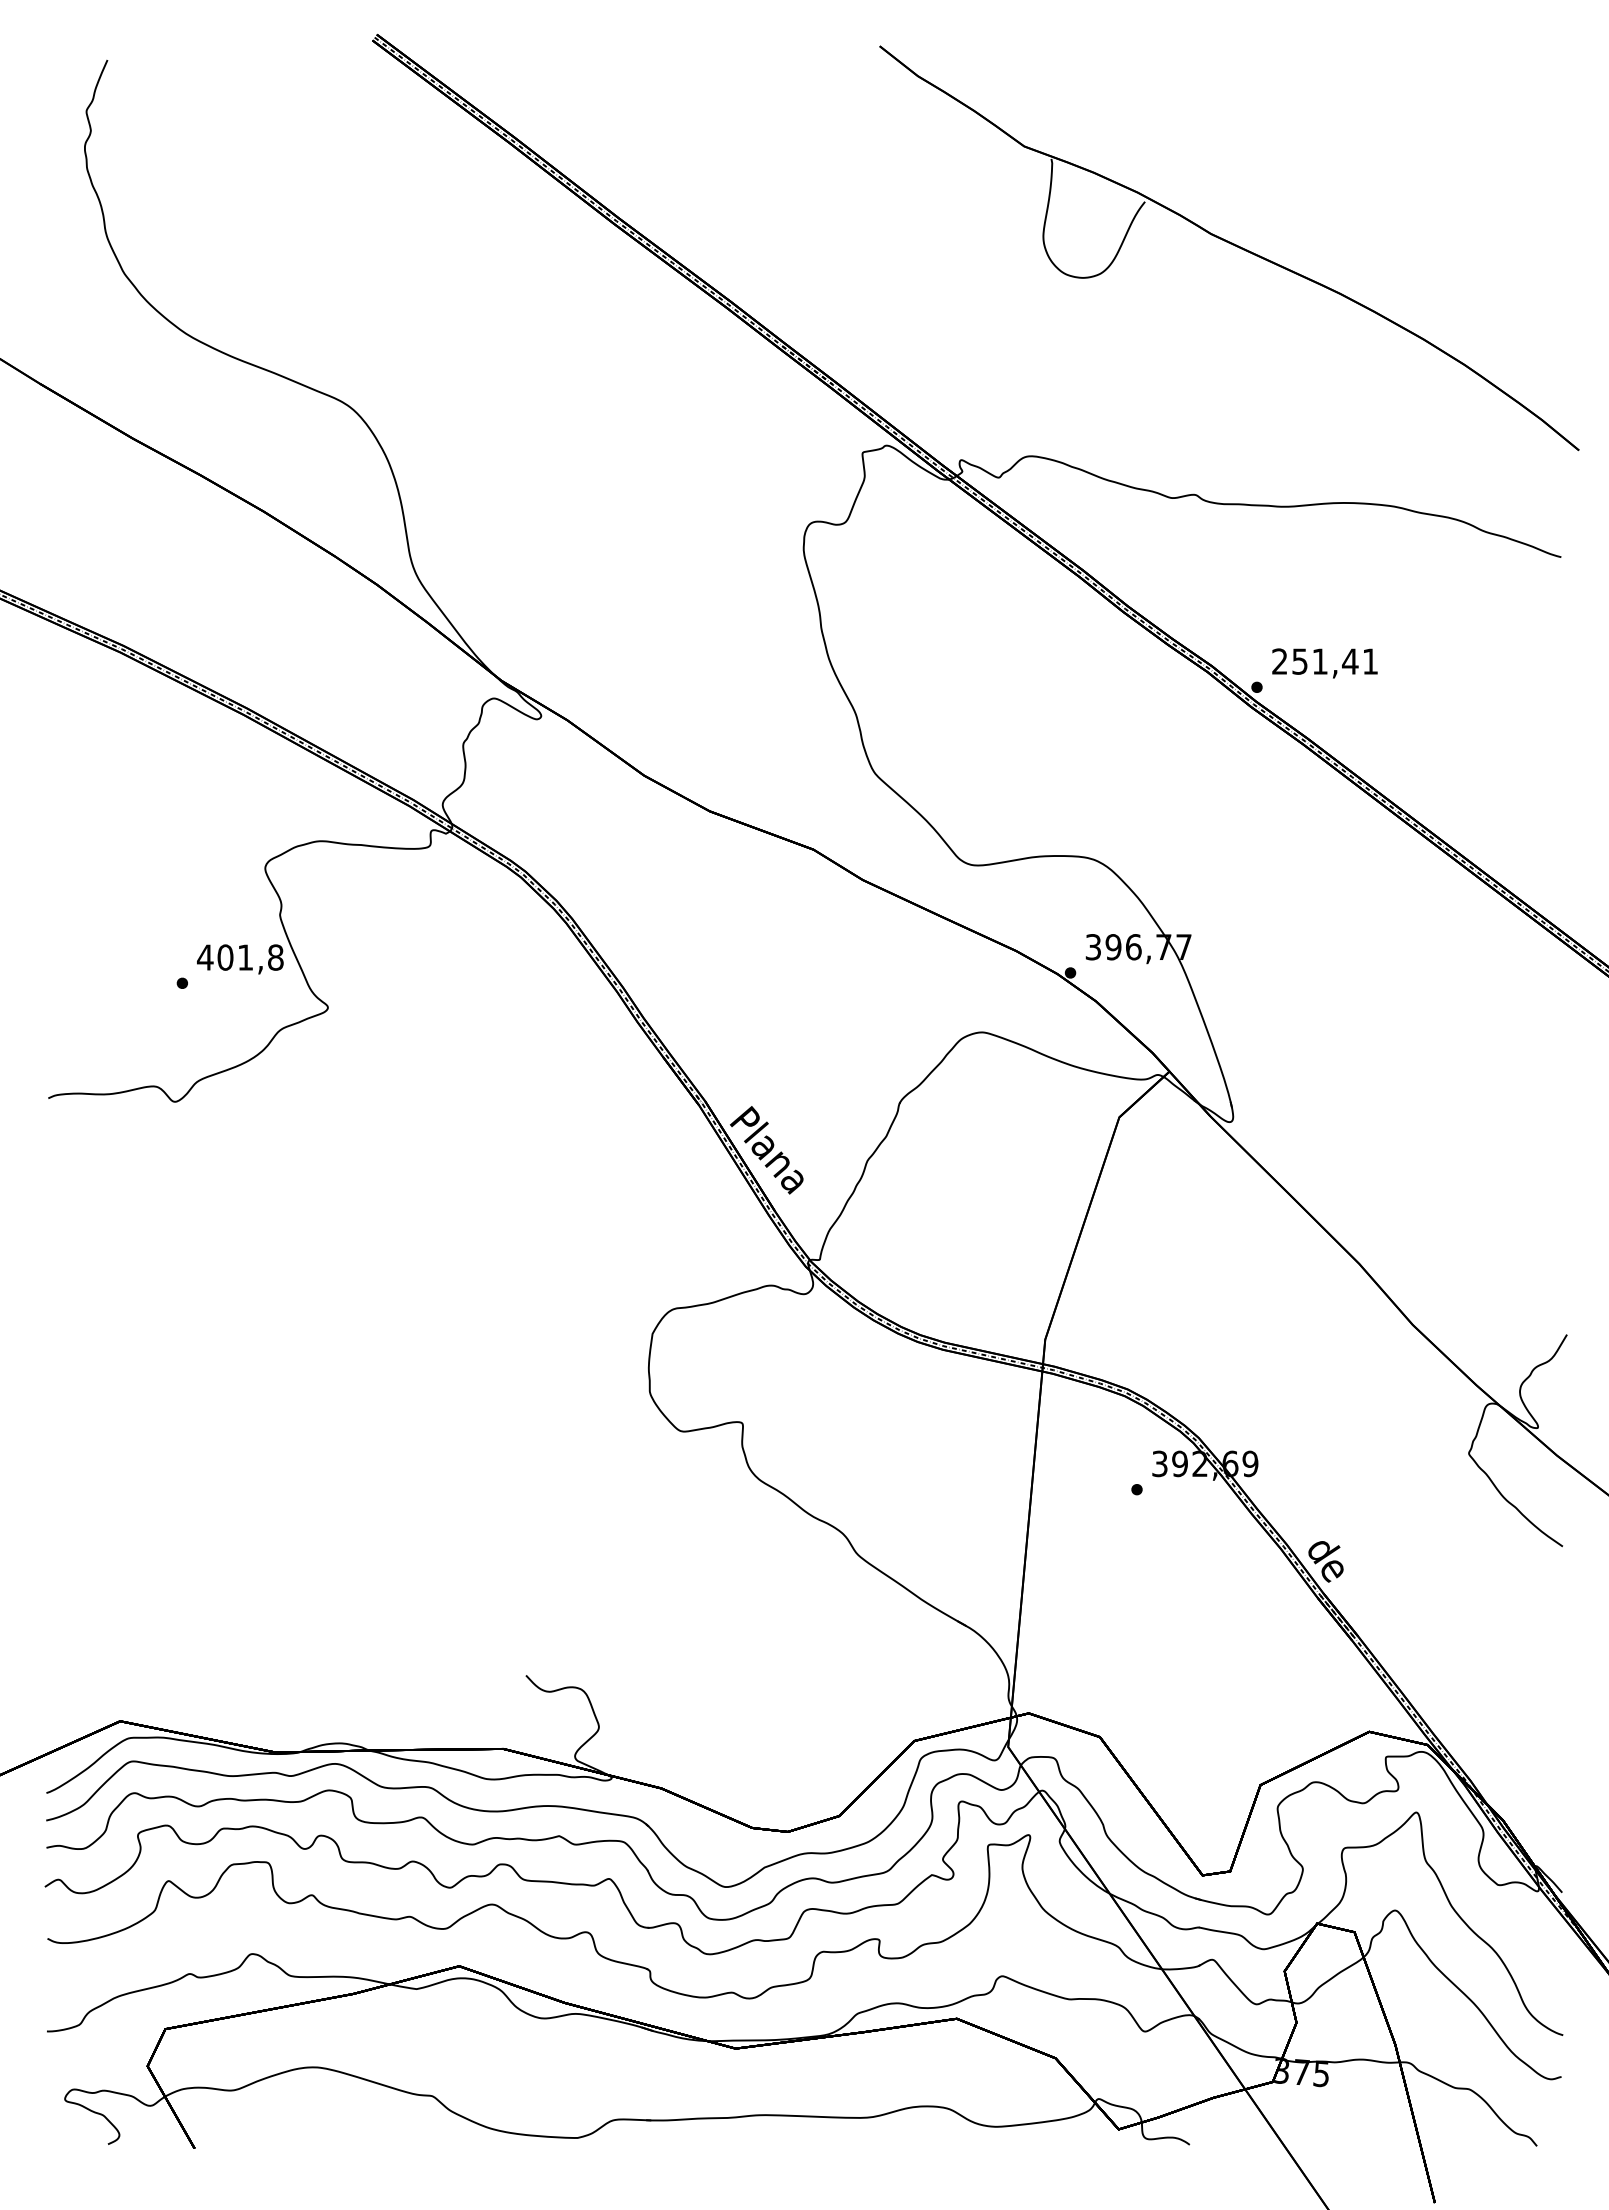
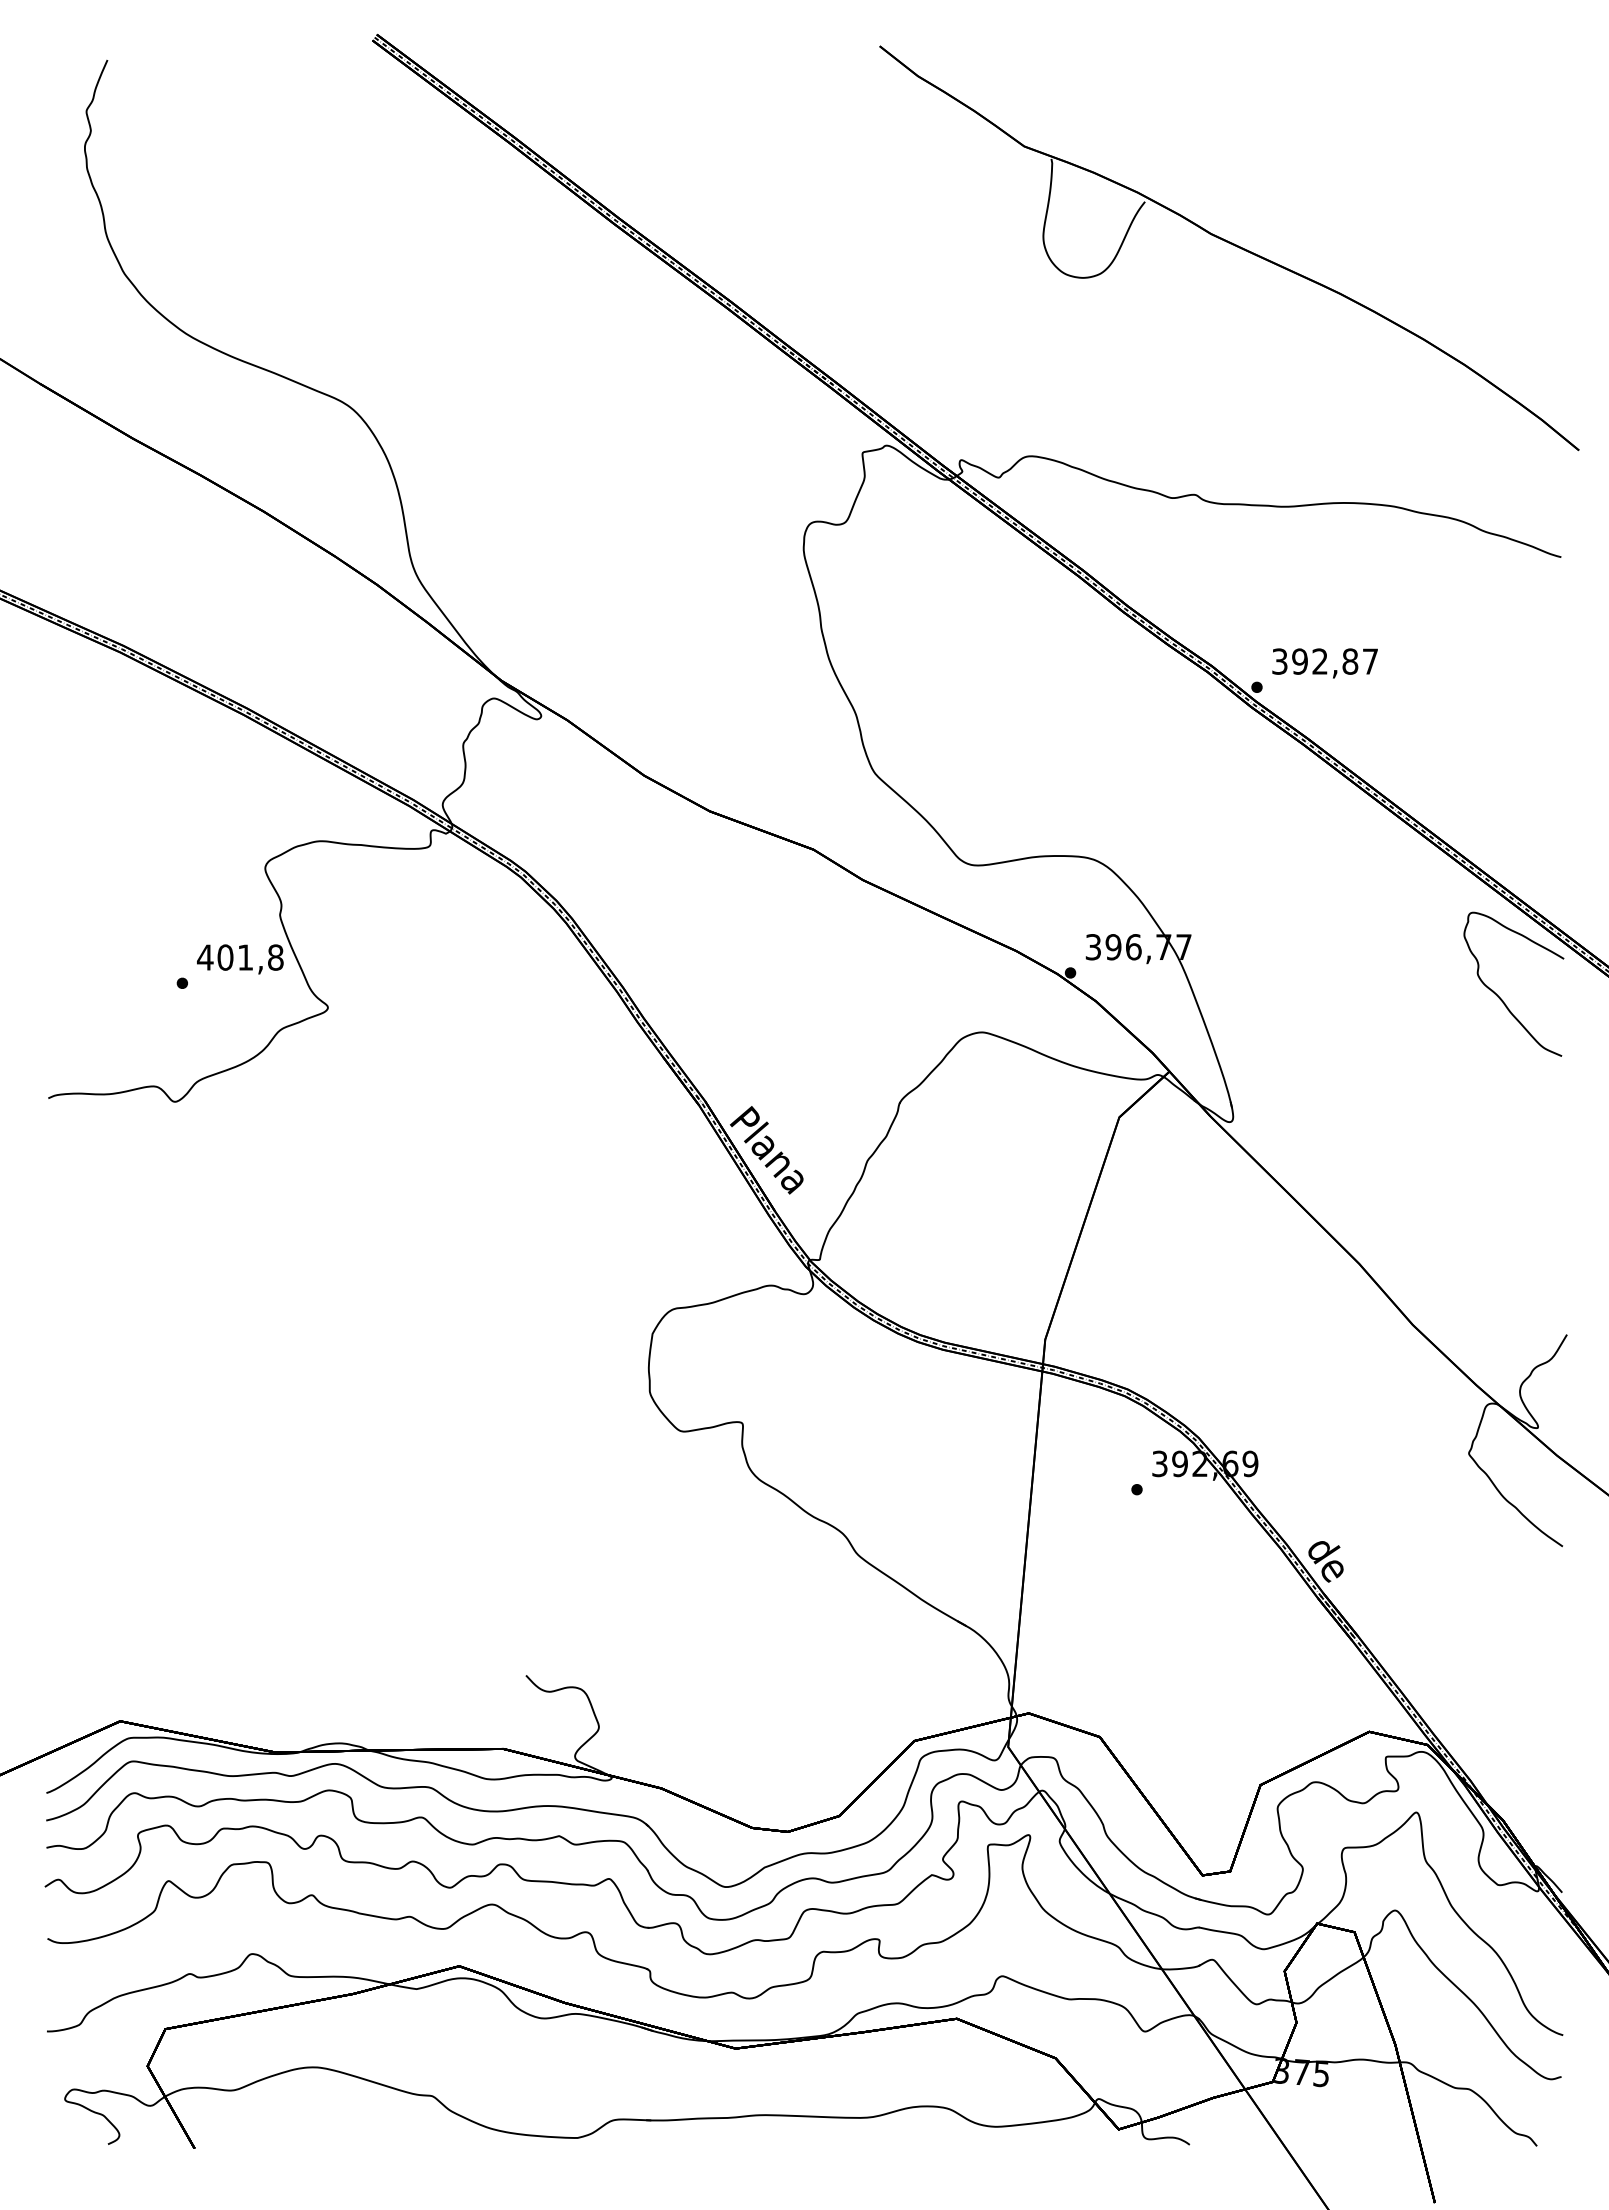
text: 251,41 -> 392,87 (1324, 661)
curve: none -> present (1499, 996)
